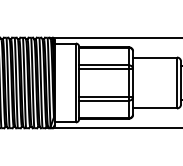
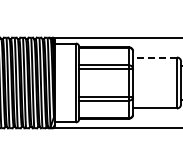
line: solid -> dashed (155, 57)
